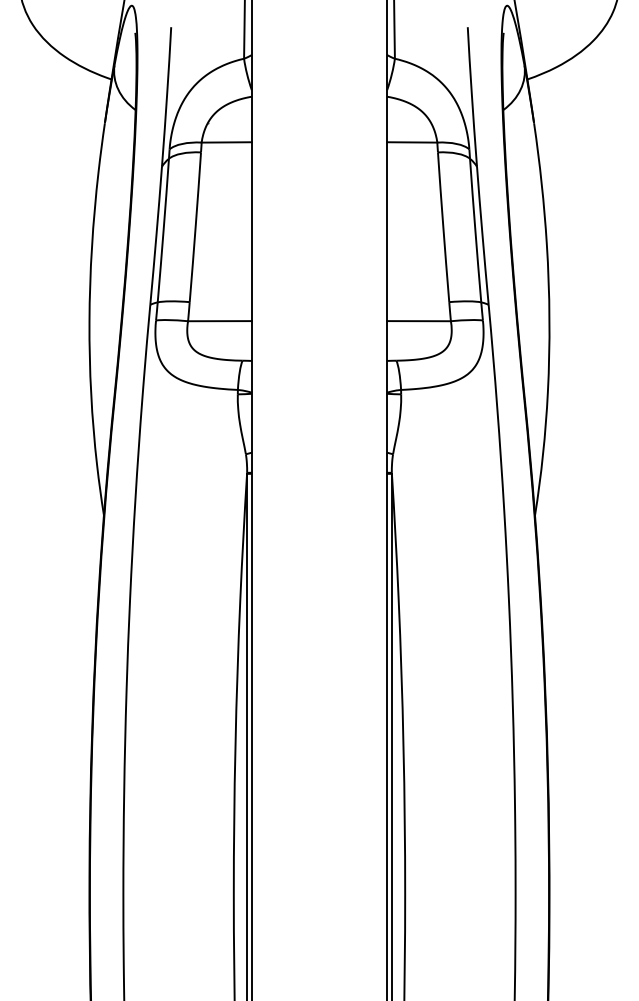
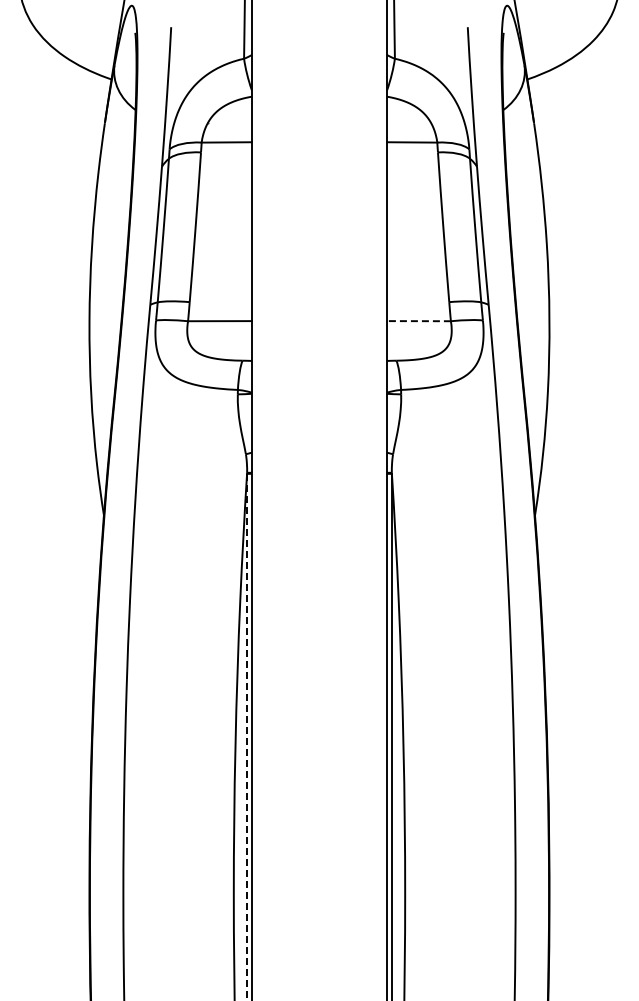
line: solid -> dashed (419, 321)
line: solid -> dashed (247, 737)
